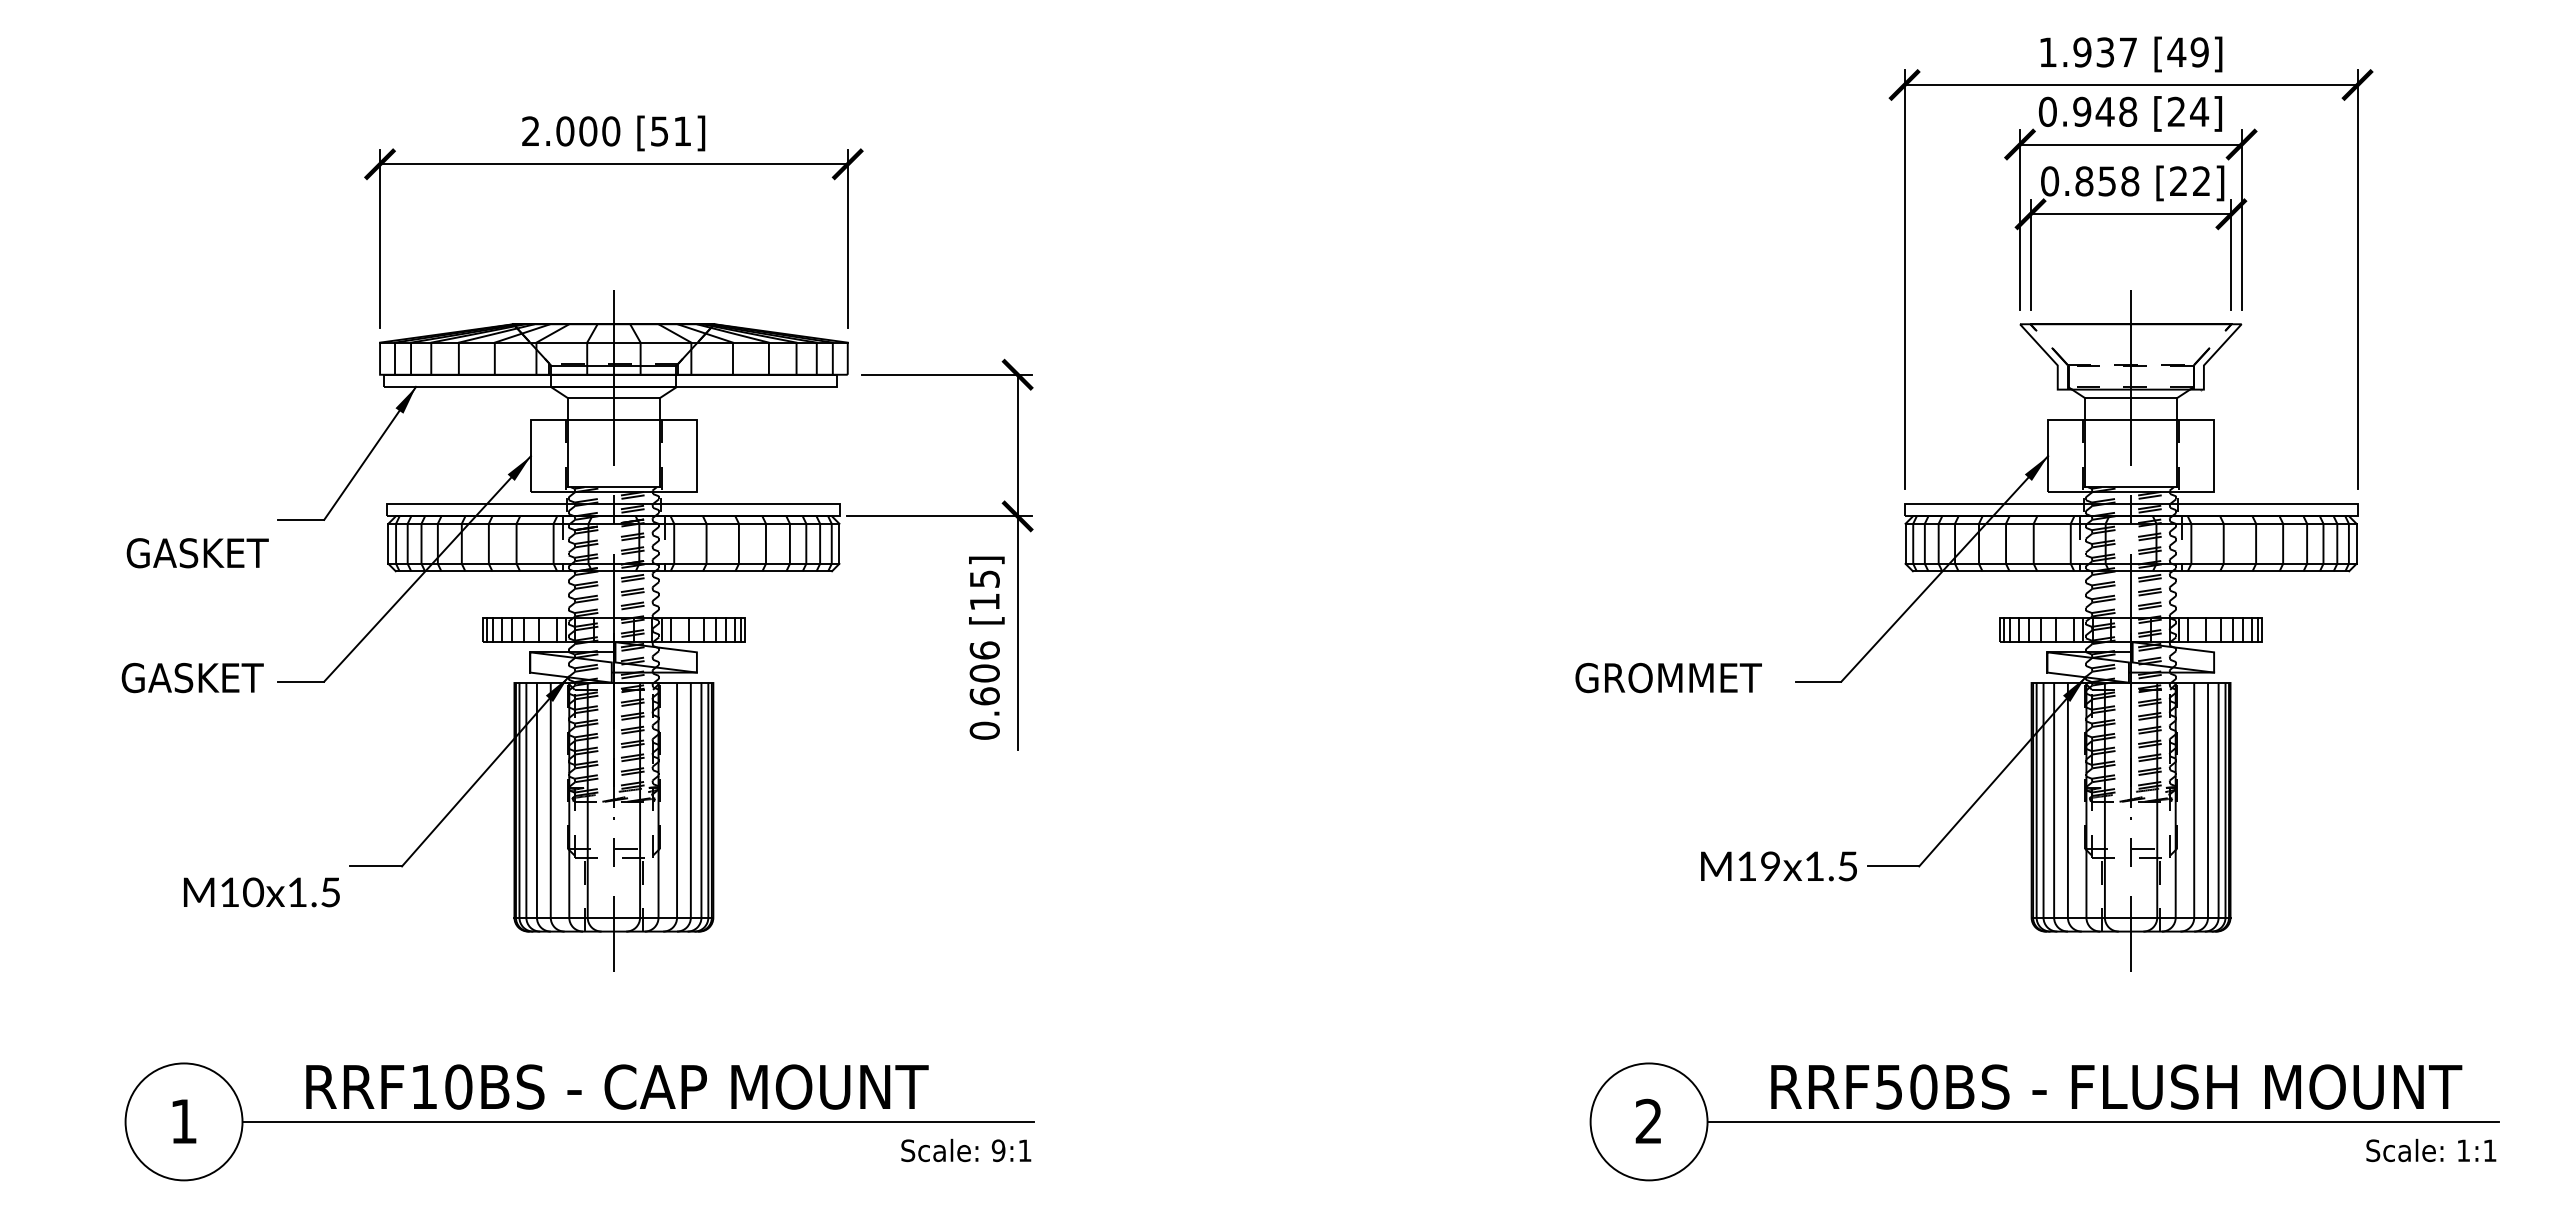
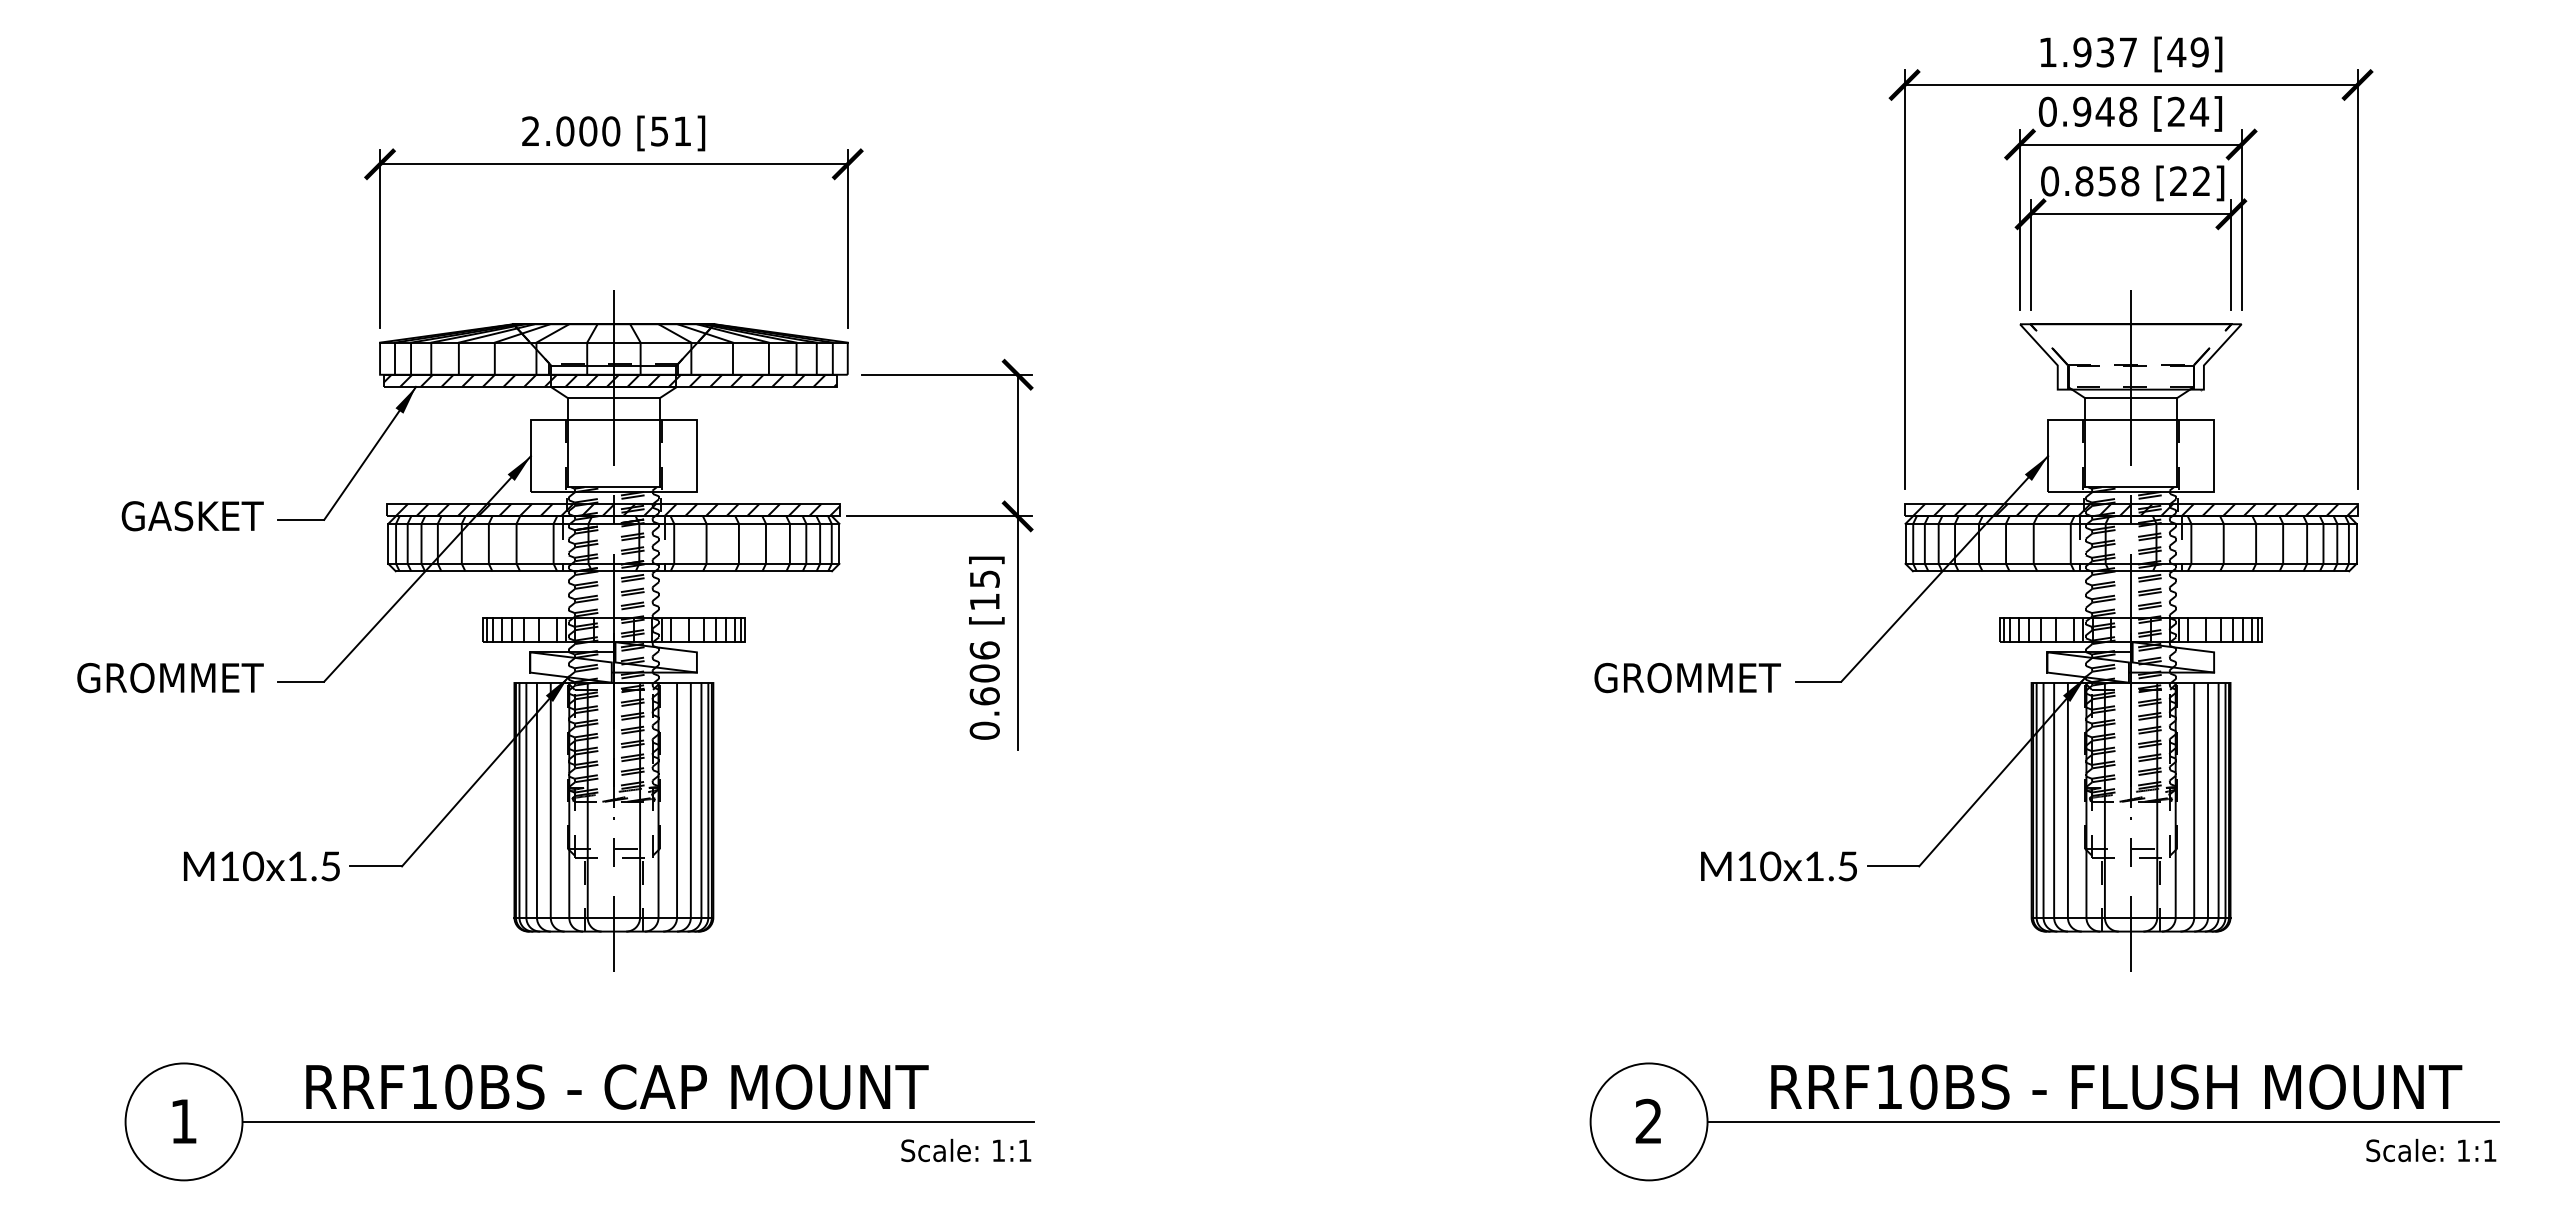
hatch: none -> present (609, 380)
hatch: none -> present (613, 509)
hatch: none -> present (2130, 509)
text position: (197, 553) -> (192, 516) (192, 516)
text: GASKET -> GROMMET (148, 677)
text position: (1668, 677) -> (1687, 677) (1687, 677)
text: M19x1.5 -> M10x1.5 (1770, 867)
text position: (261, 892) -> (261, 866) (261, 866)
text: RRF50BS -> RRF10BS (1888, 1087)
text: 9:1 -> 1:1 (998, 1150)
